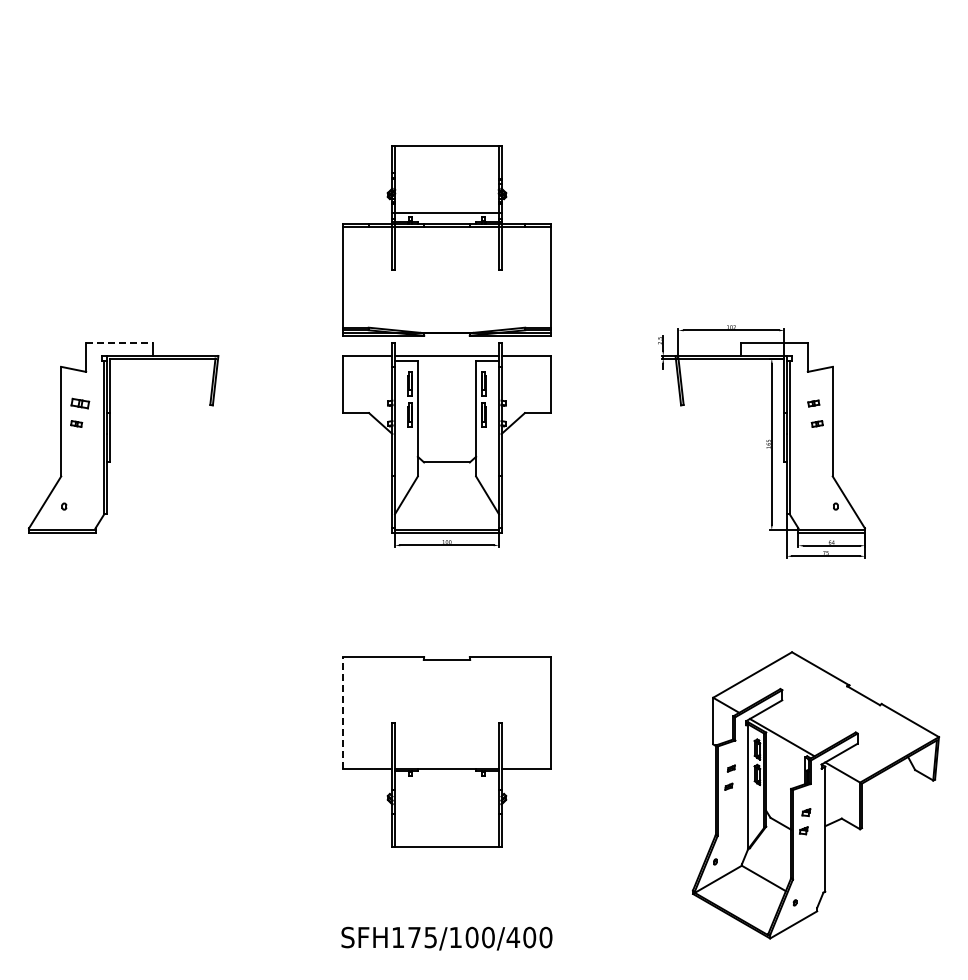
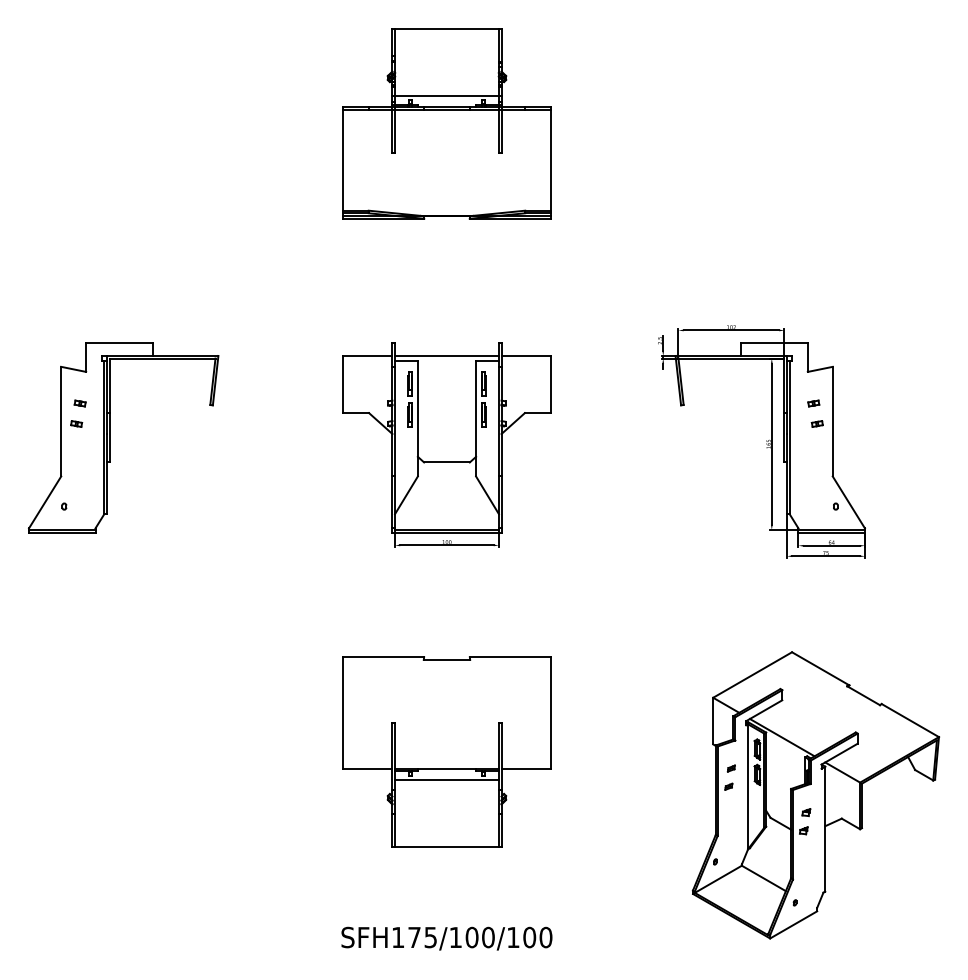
part position: (446, 240) -> (446, 123) (446, 123)
line: dashed -> solid (119, 343)
part size: 21x13 px -> 14x9 px (79, 403)
line: dashed -> solid (343, 712)
line: none -> present (446, 780)
text: SFH175/100/400 -> SFH175/100/100 (513, 937)
